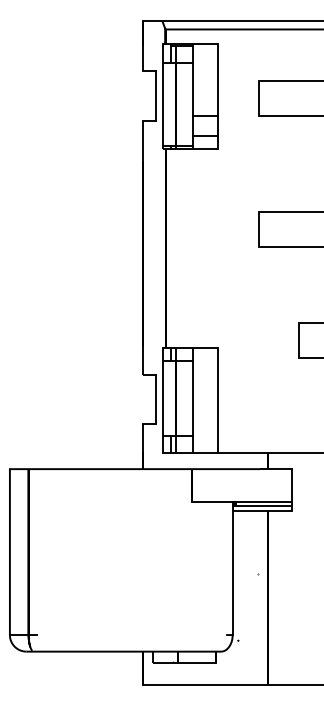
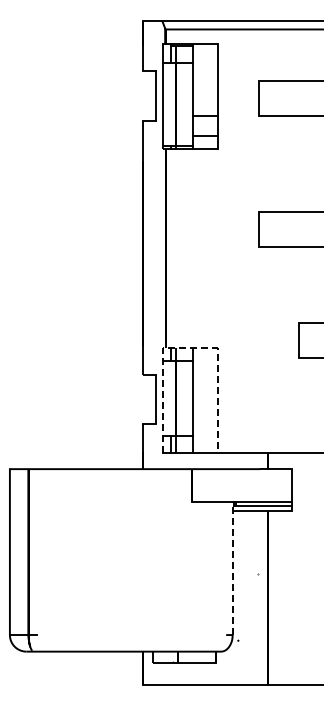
line: solid -> dashed (190, 348)
line: solid -> dashed (232, 568)
